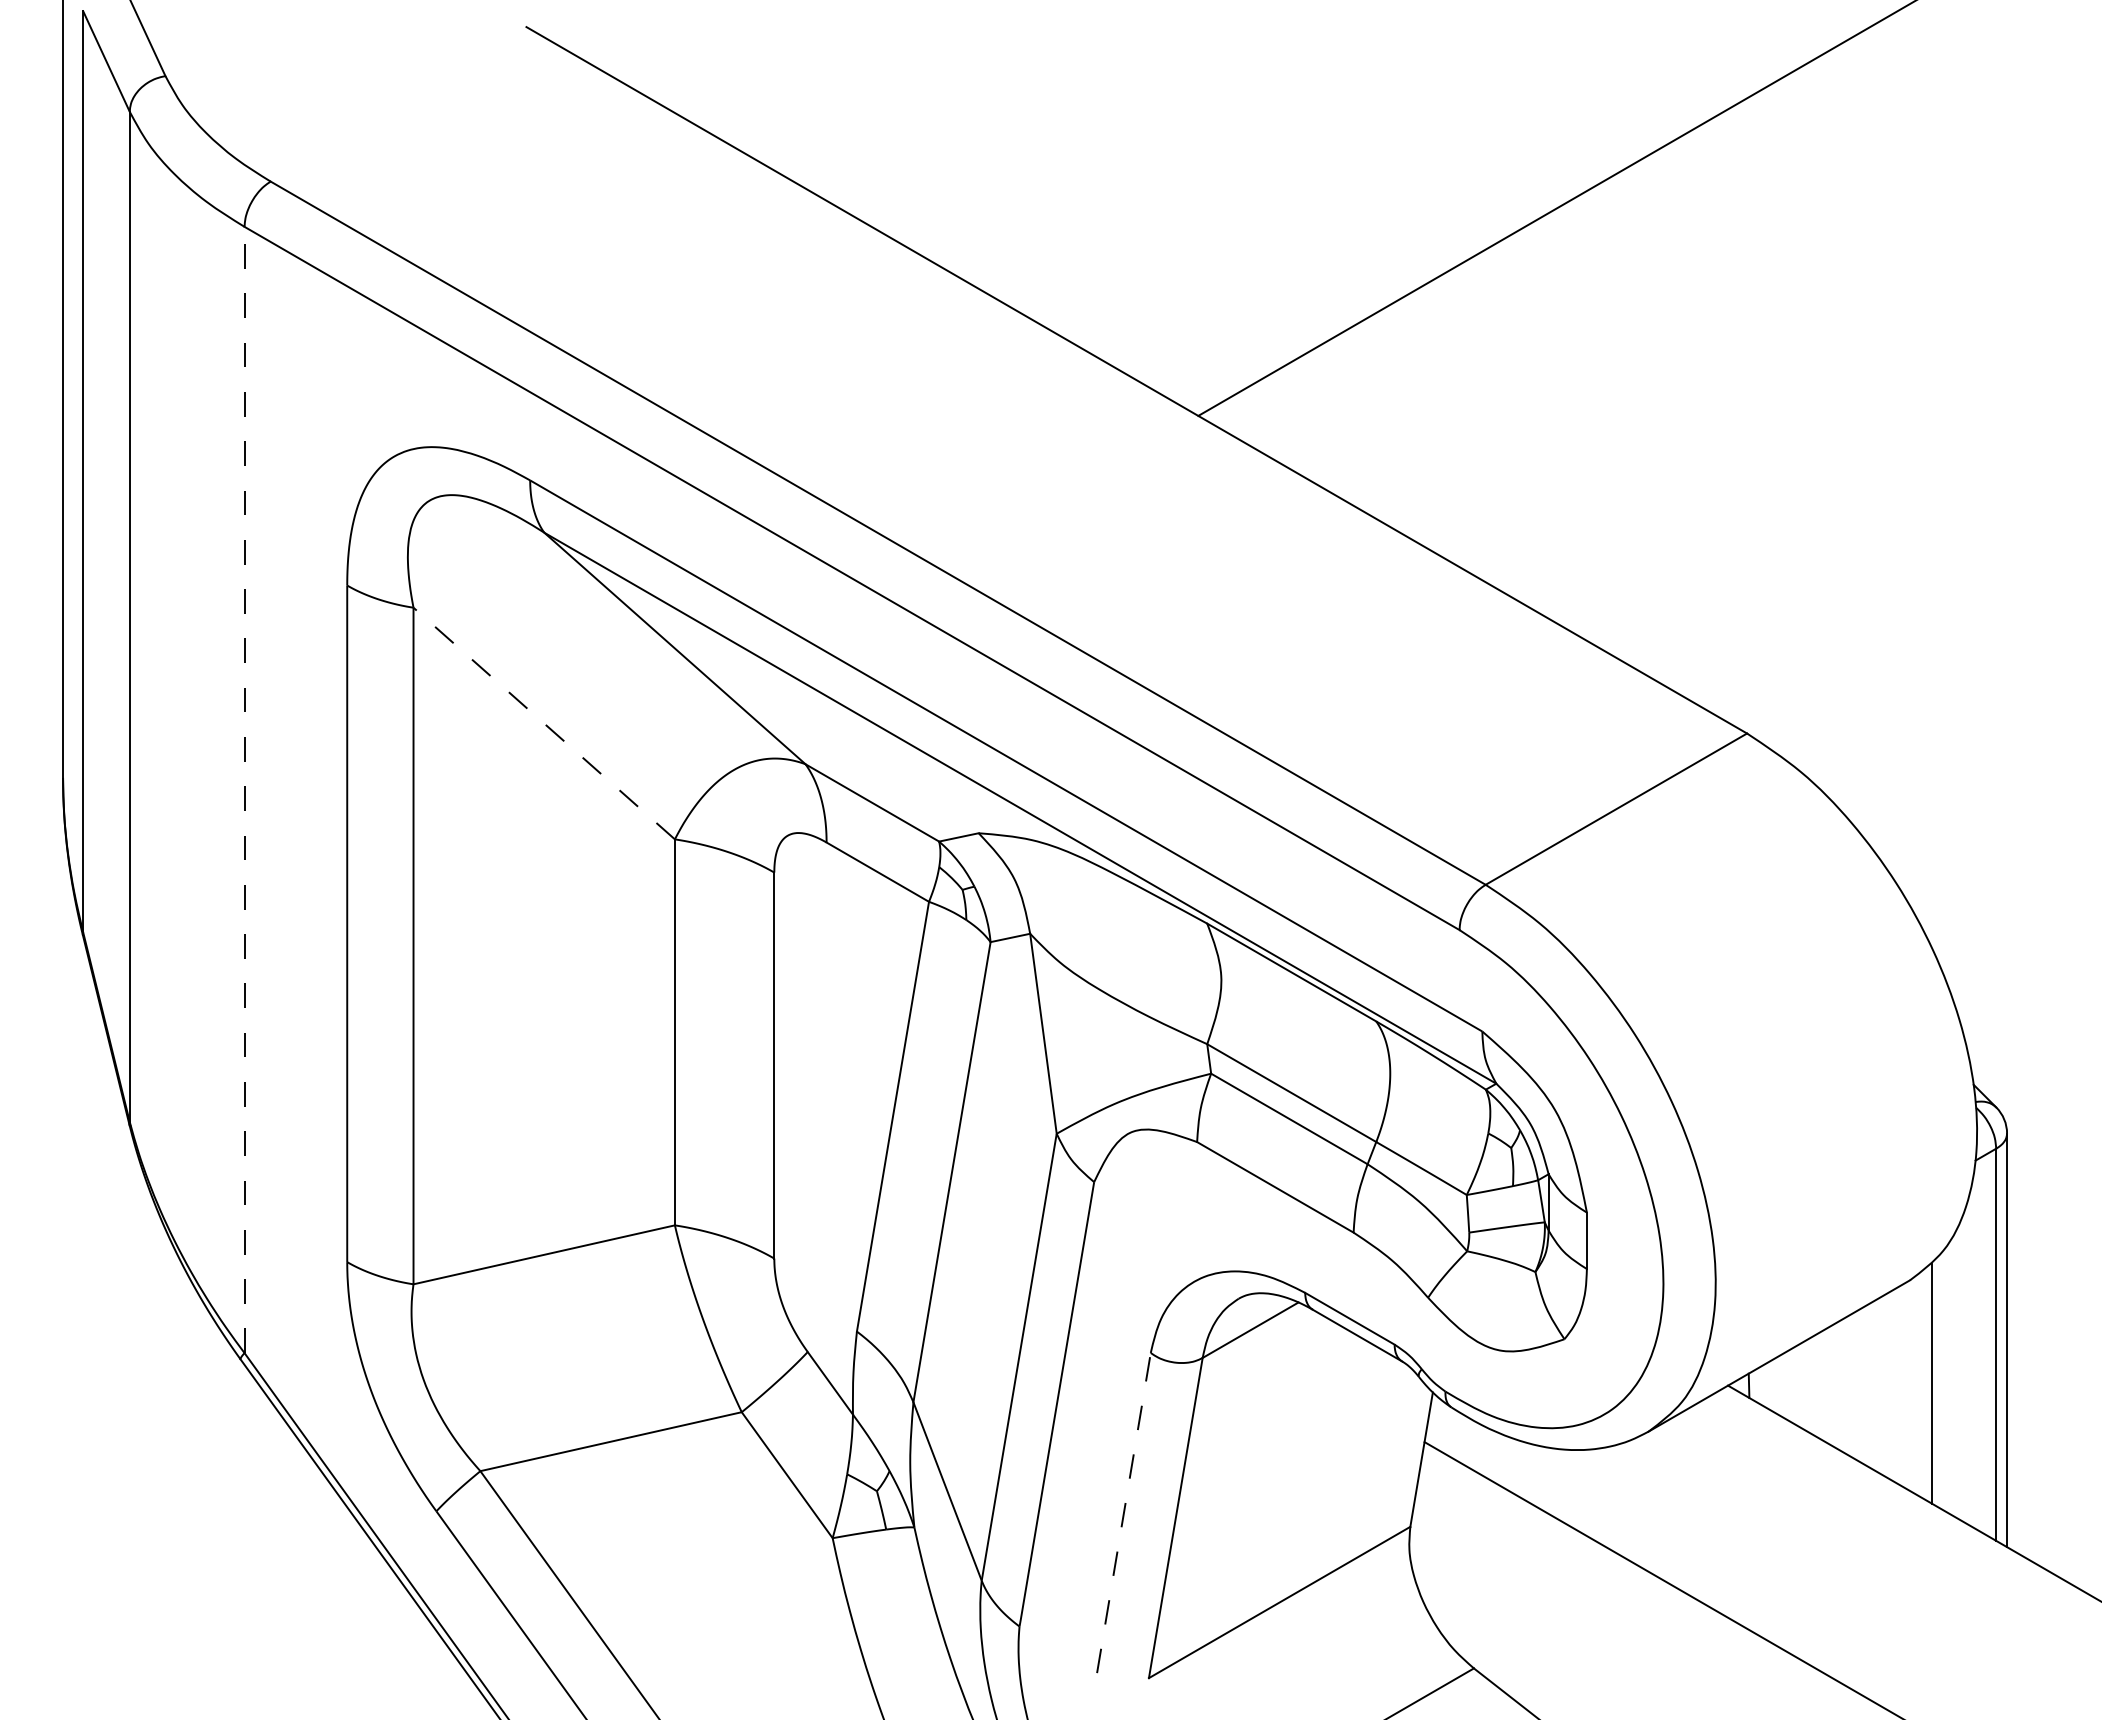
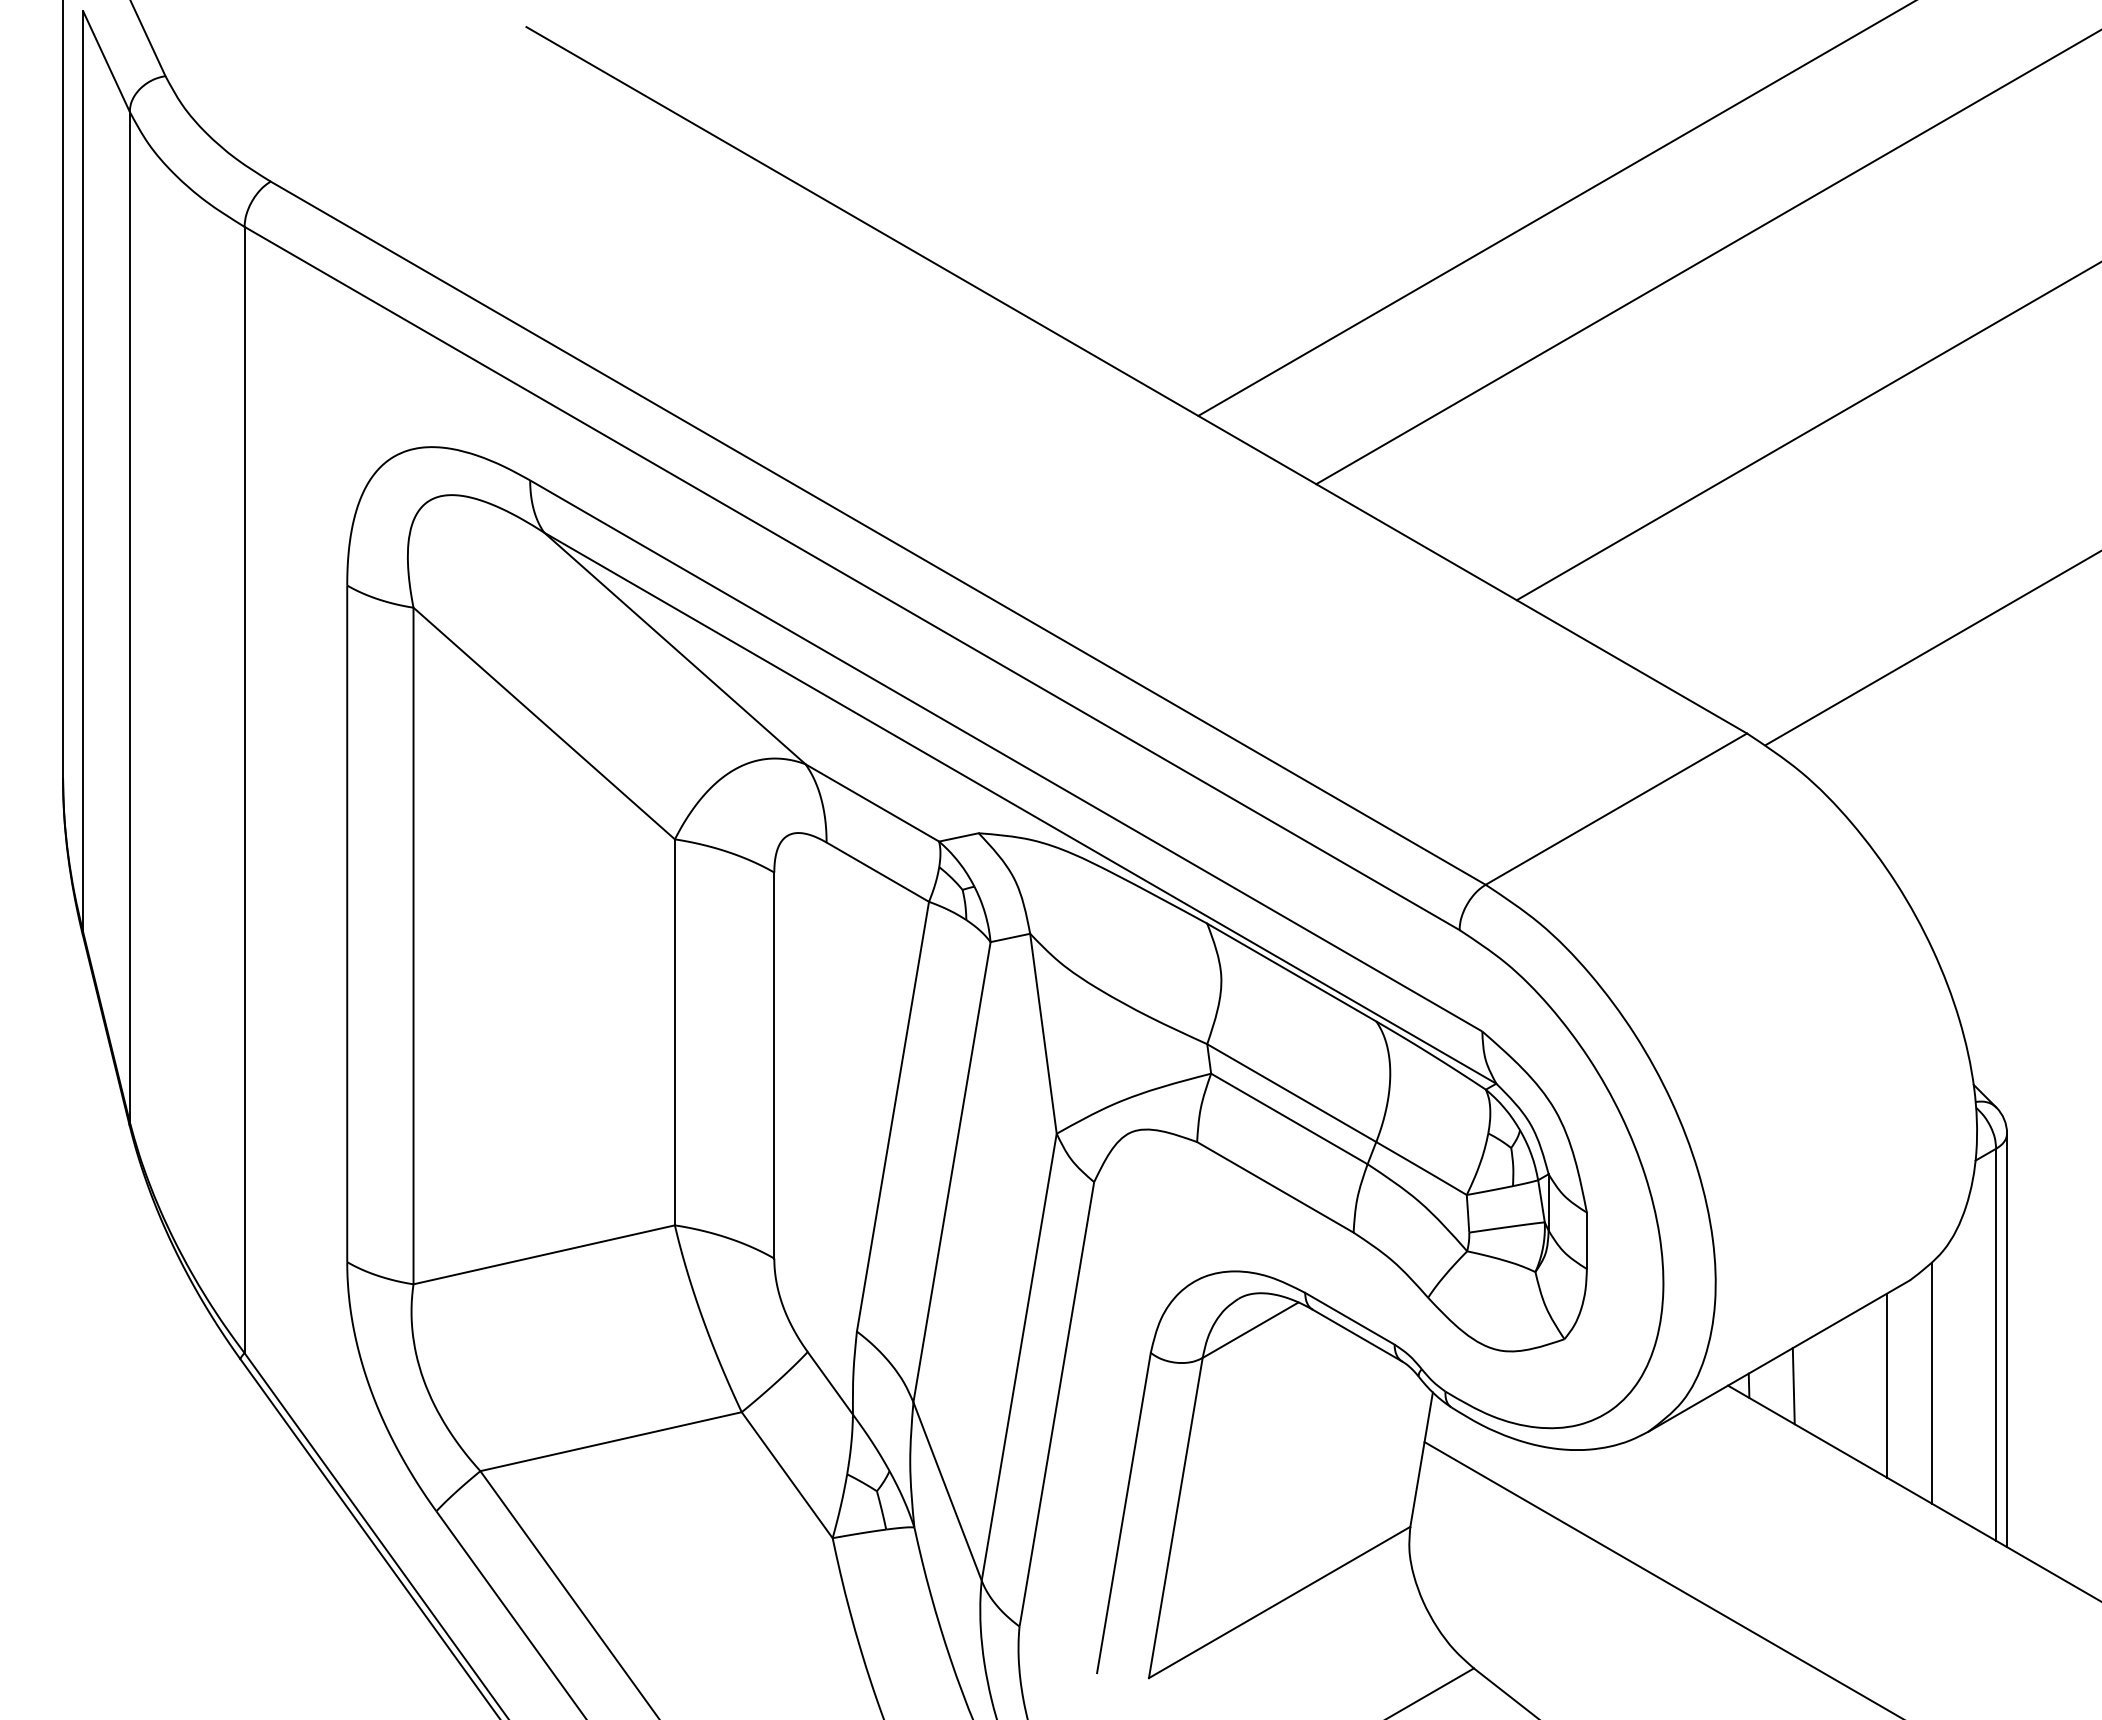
line: none -> present (1707, 257)
line: none -> present (1807, 431)
line: none -> present (1931, 648)
line: dashed -> solid (544, 723)
line: dashed -> solid (244, 789)
line: none -> present (1887, 1385)
line: none -> present (1793, 1386)
line: dashed -> solid (1124, 1512)
